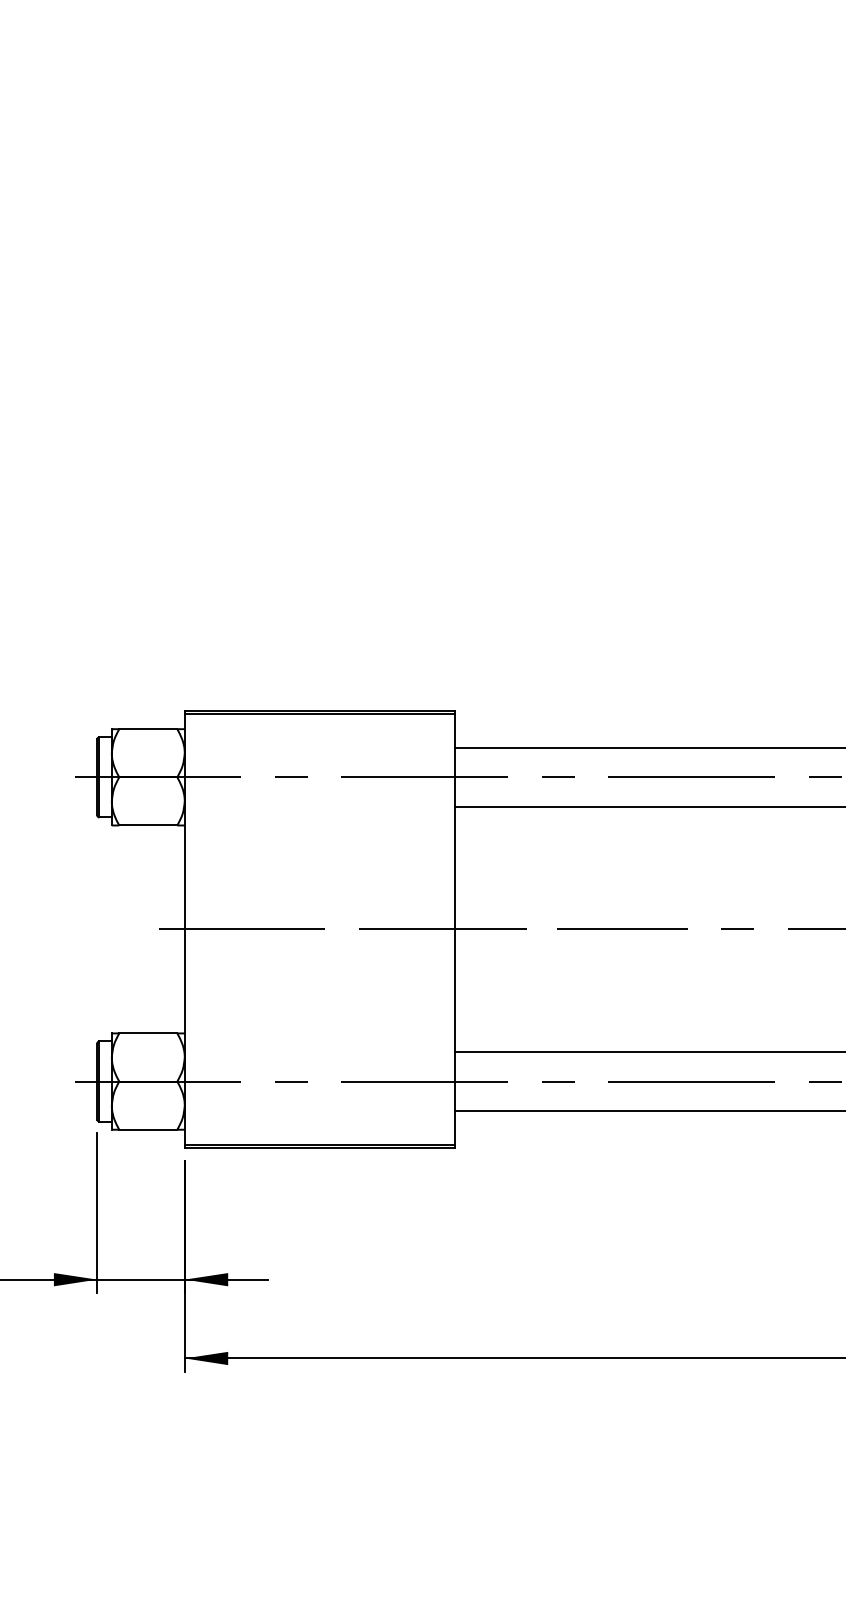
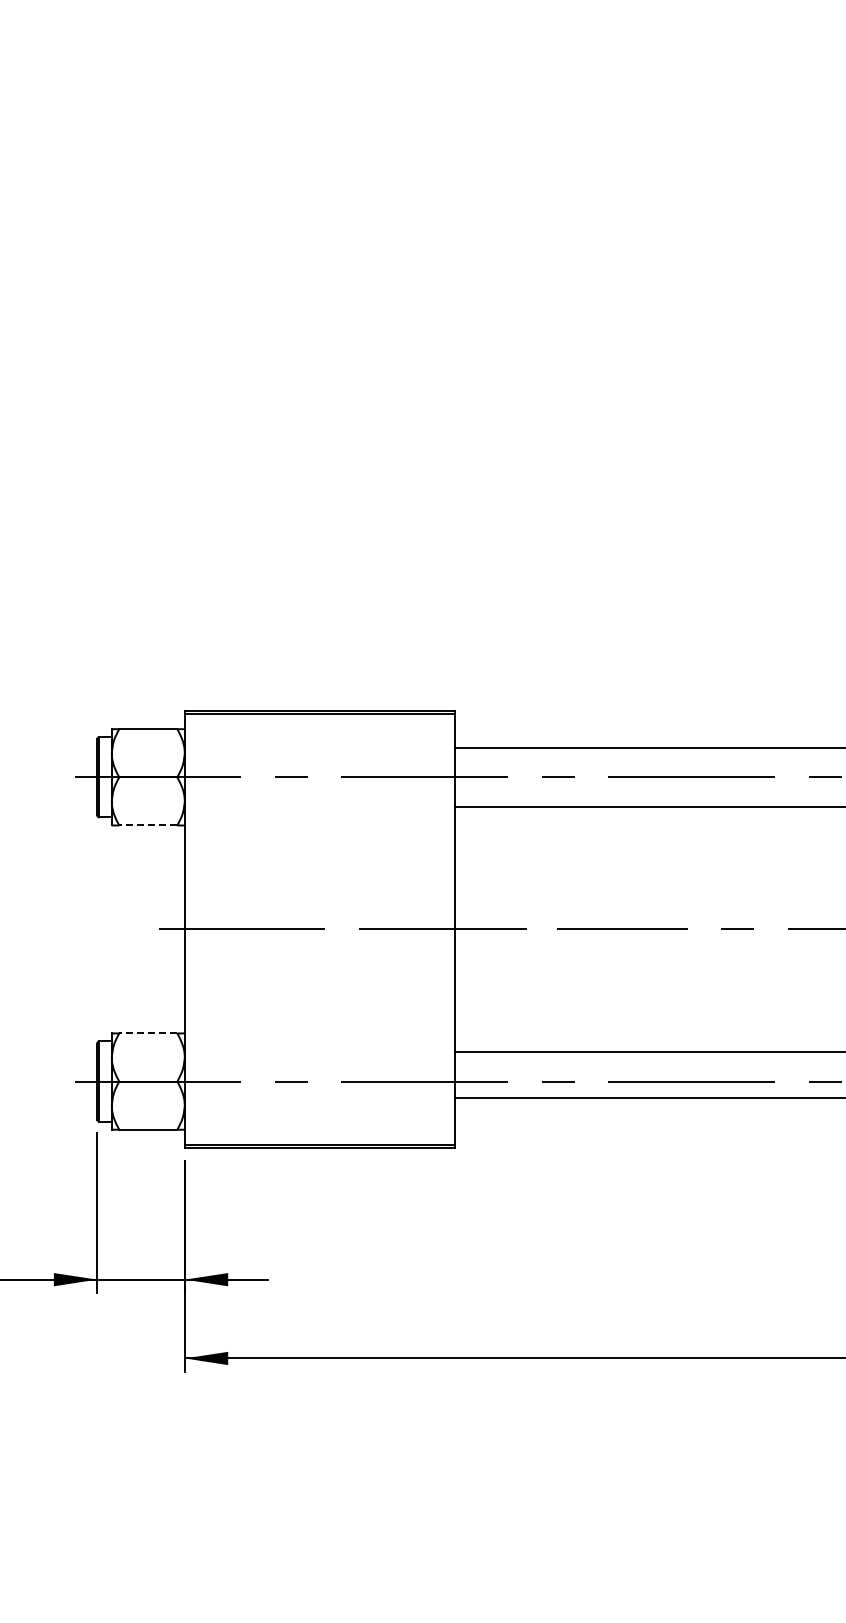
line: solid -> dashed (147, 825)
line: solid -> dashed (147, 1033)
line position: (648, 1110) -> (648, 1097) (648, 1097)
